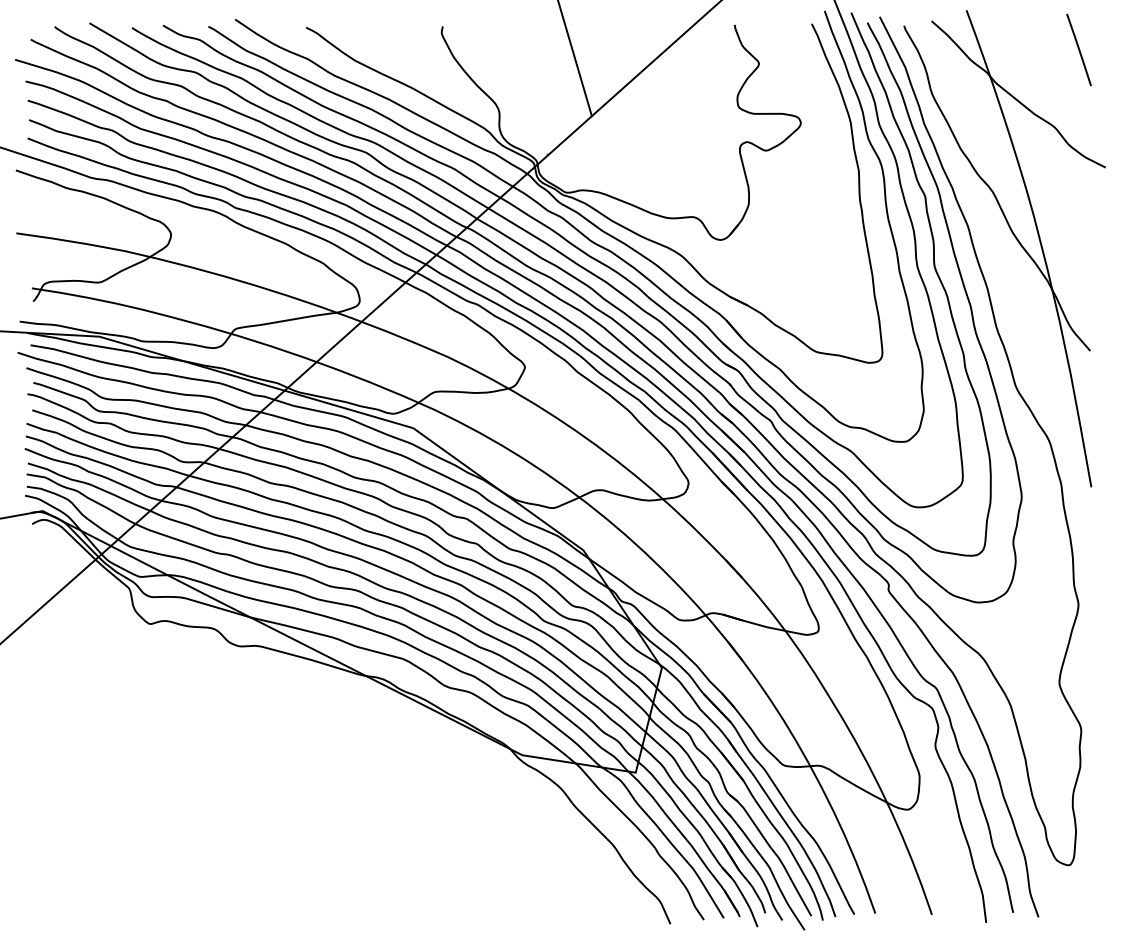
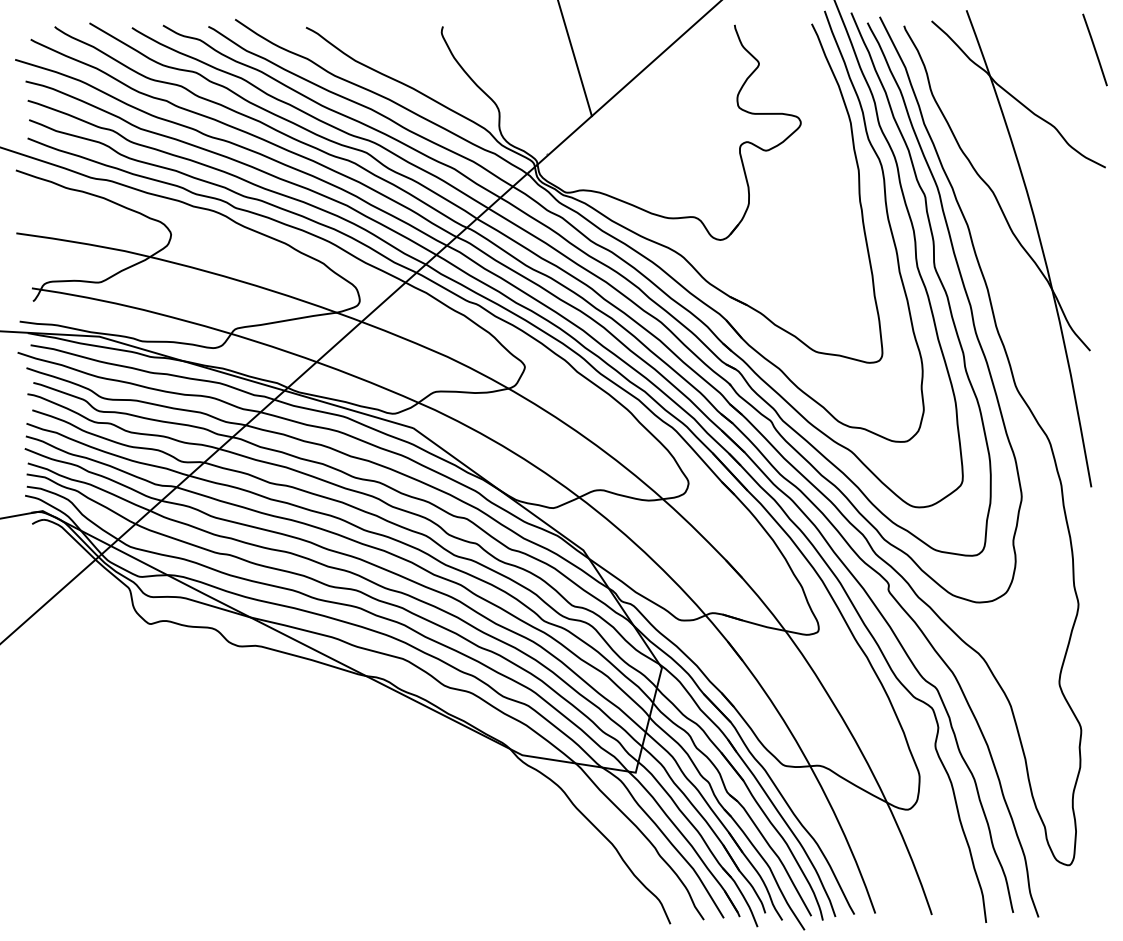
line position: (1078, 49) -> (1094, 49) (1094, 49)
